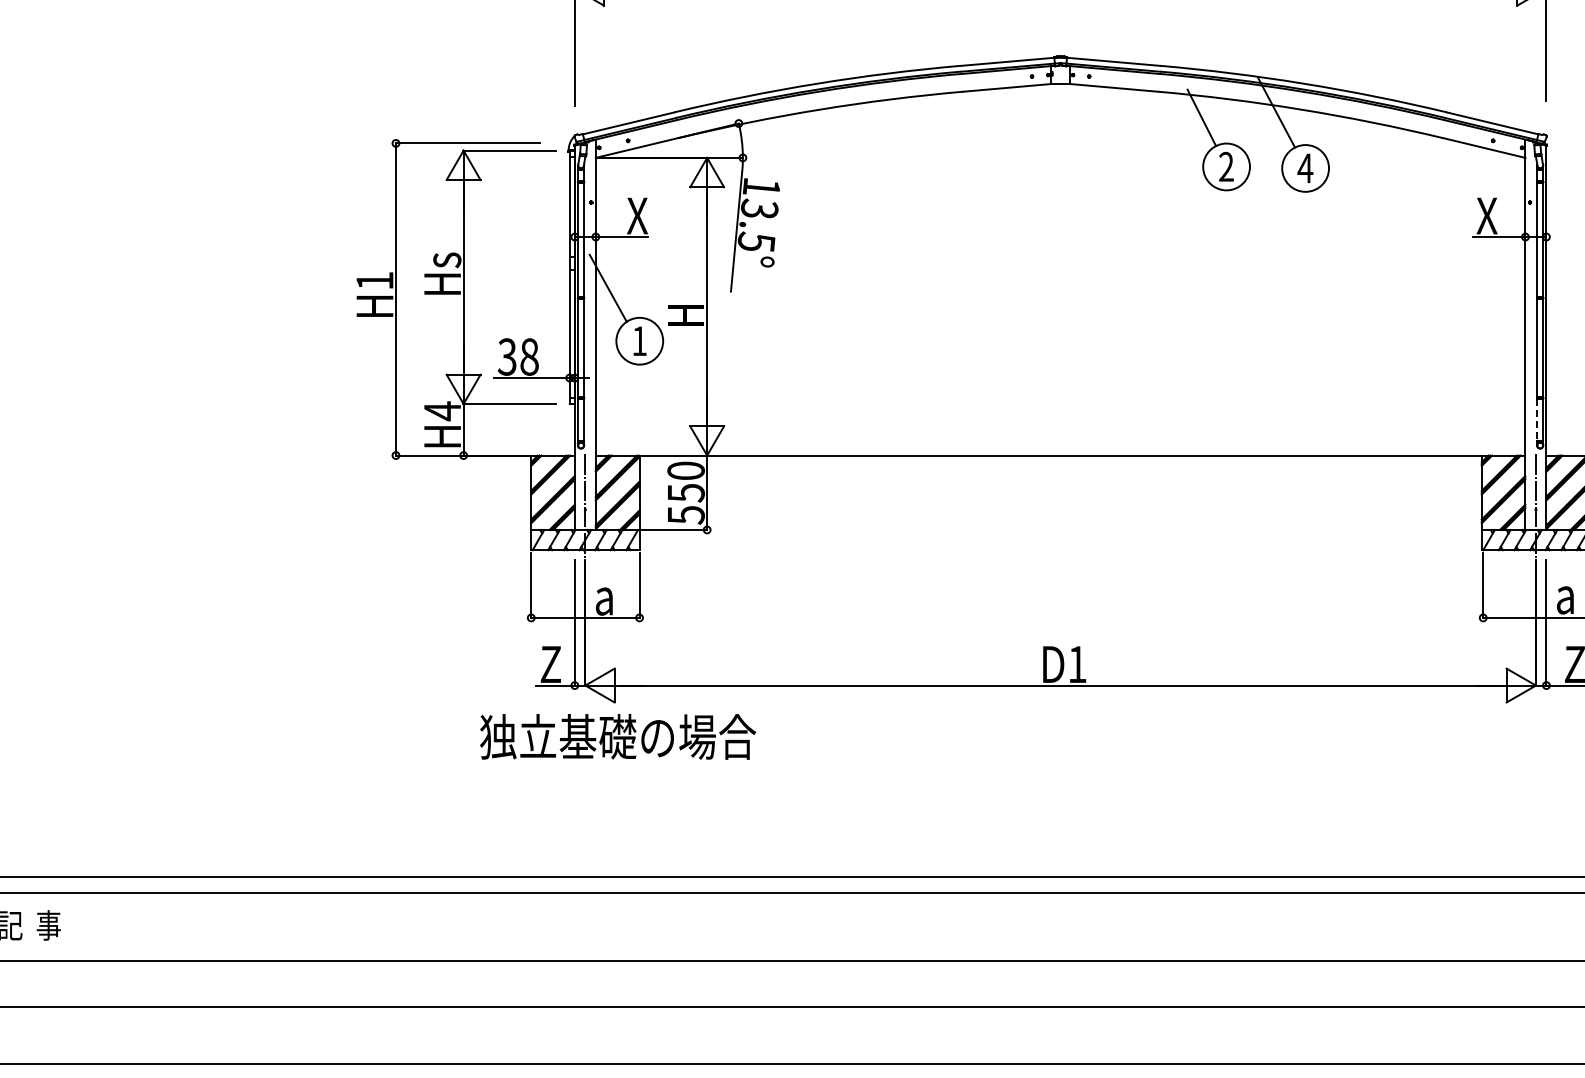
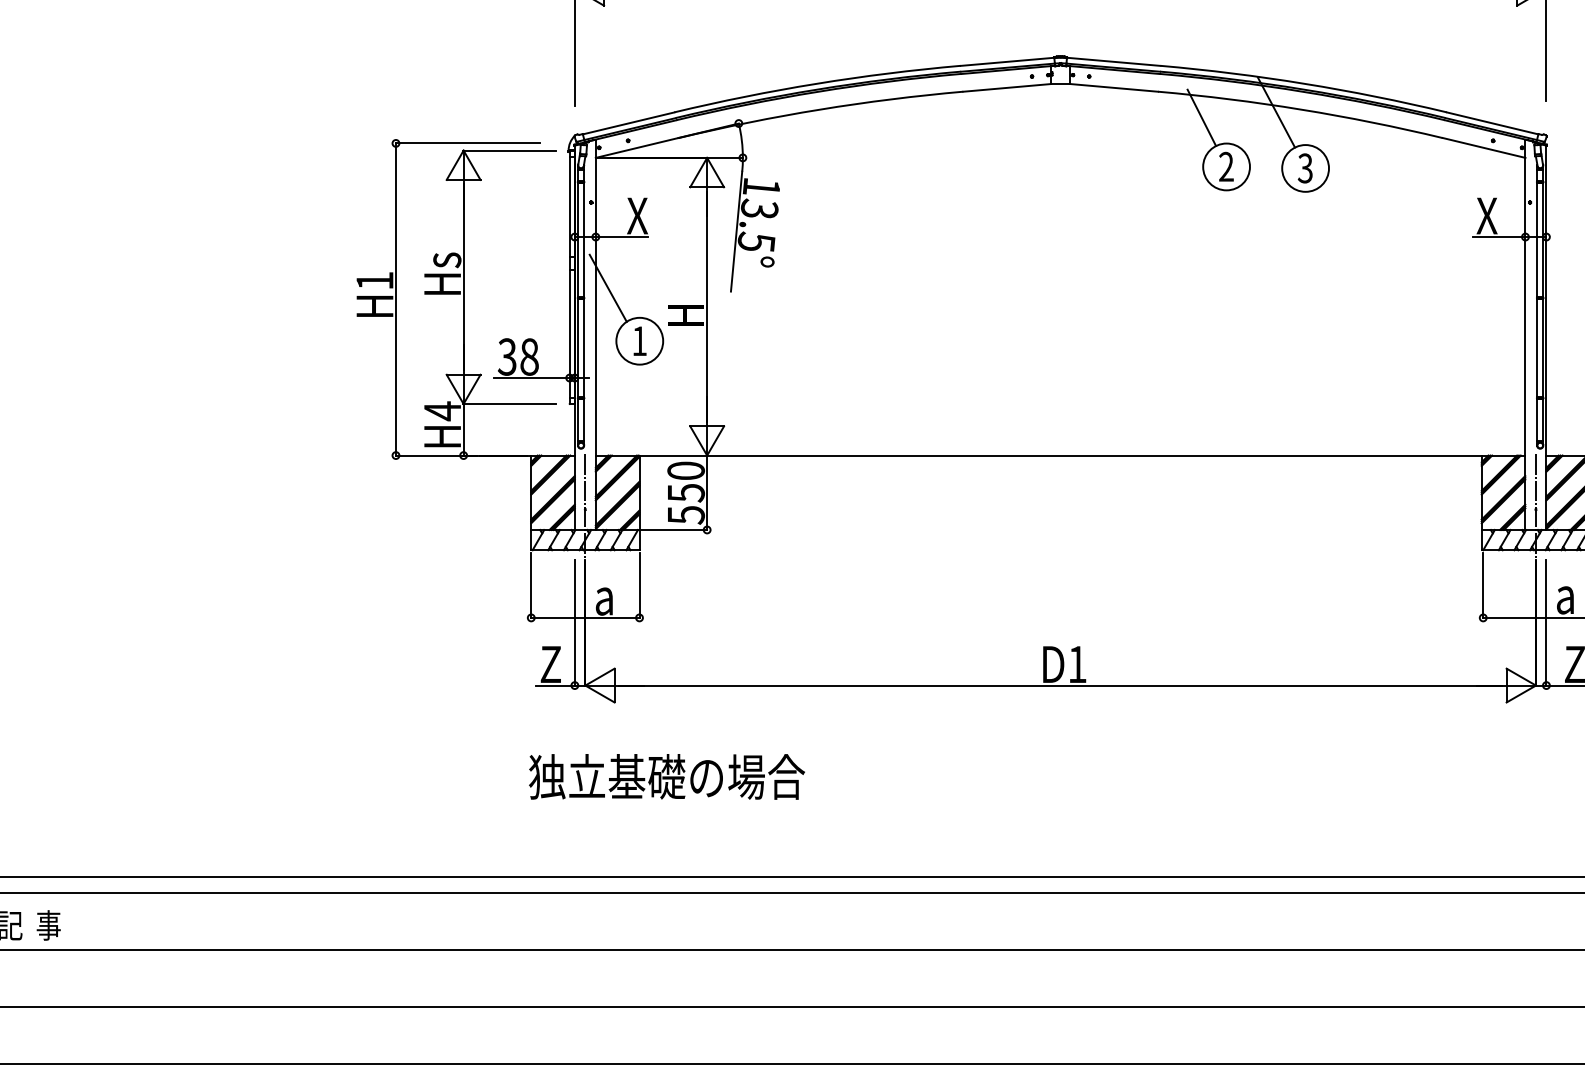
text: 4 -> 3 (1305, 168)
line: dashed -> solid (1537, 419)
text position: (617, 736) -> (666, 776) (666, 776)
line position: (791, 961) -> (791, 950) (791, 950)
